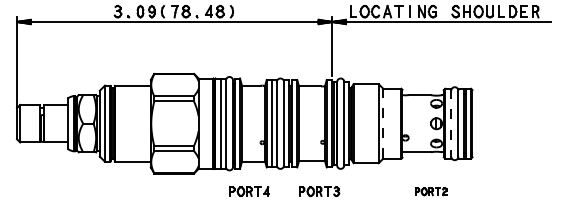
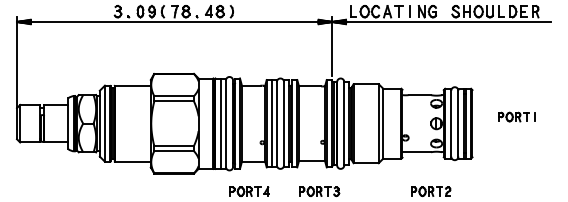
part: none -> present (516, 116)
line: dashed -> solid (383, 123)
line: dashed -> solid (451, 123)
part size: 33x10 px -> 41x12 px (431, 191)
